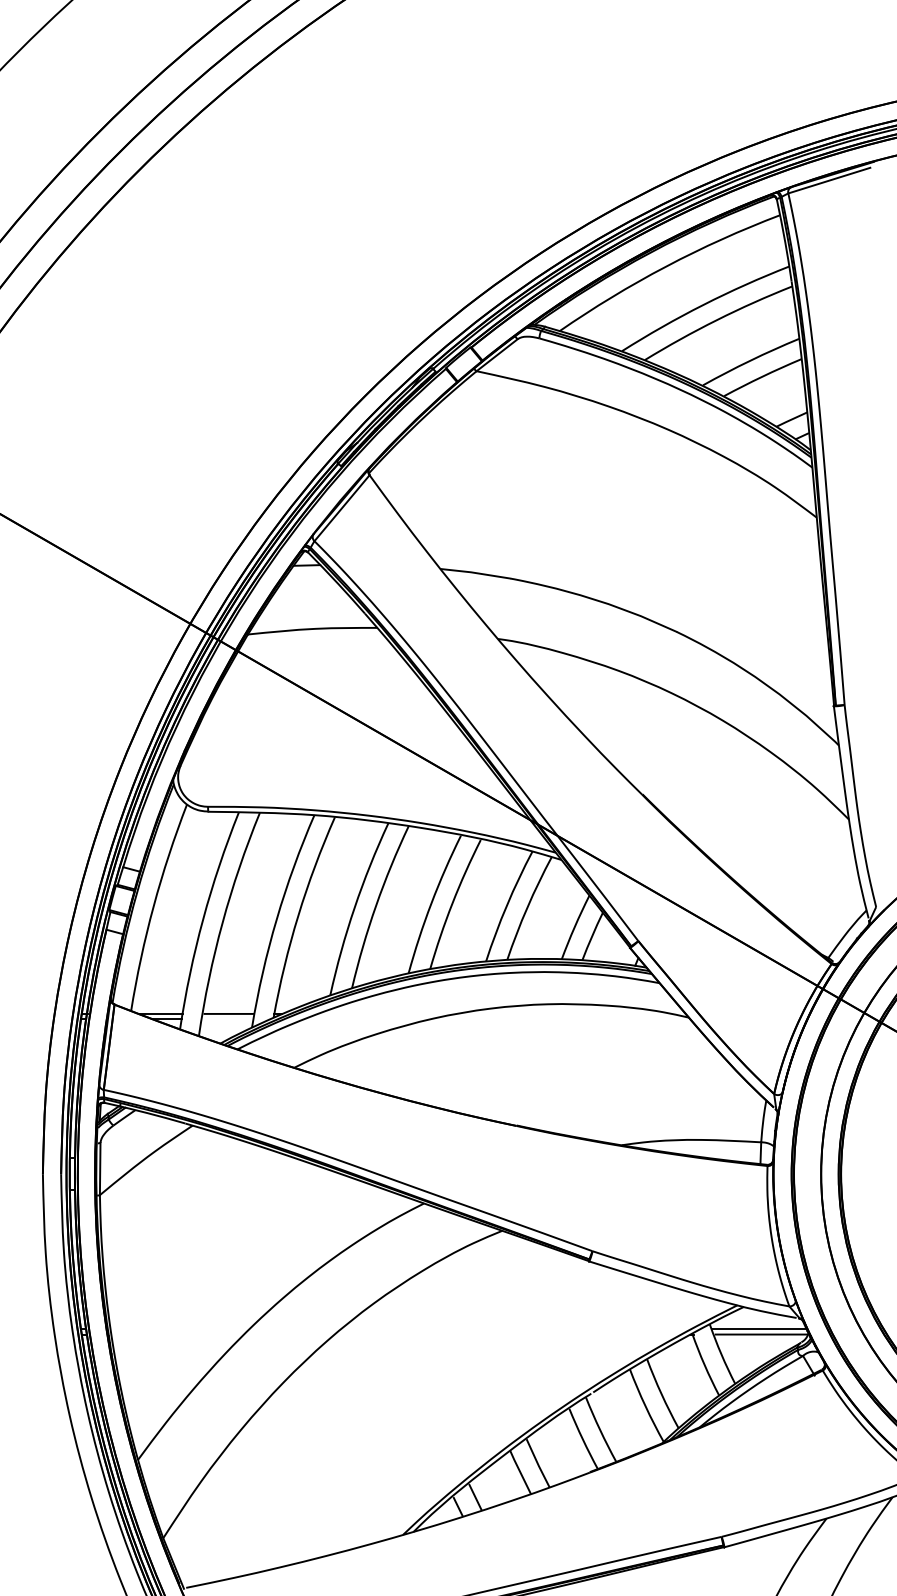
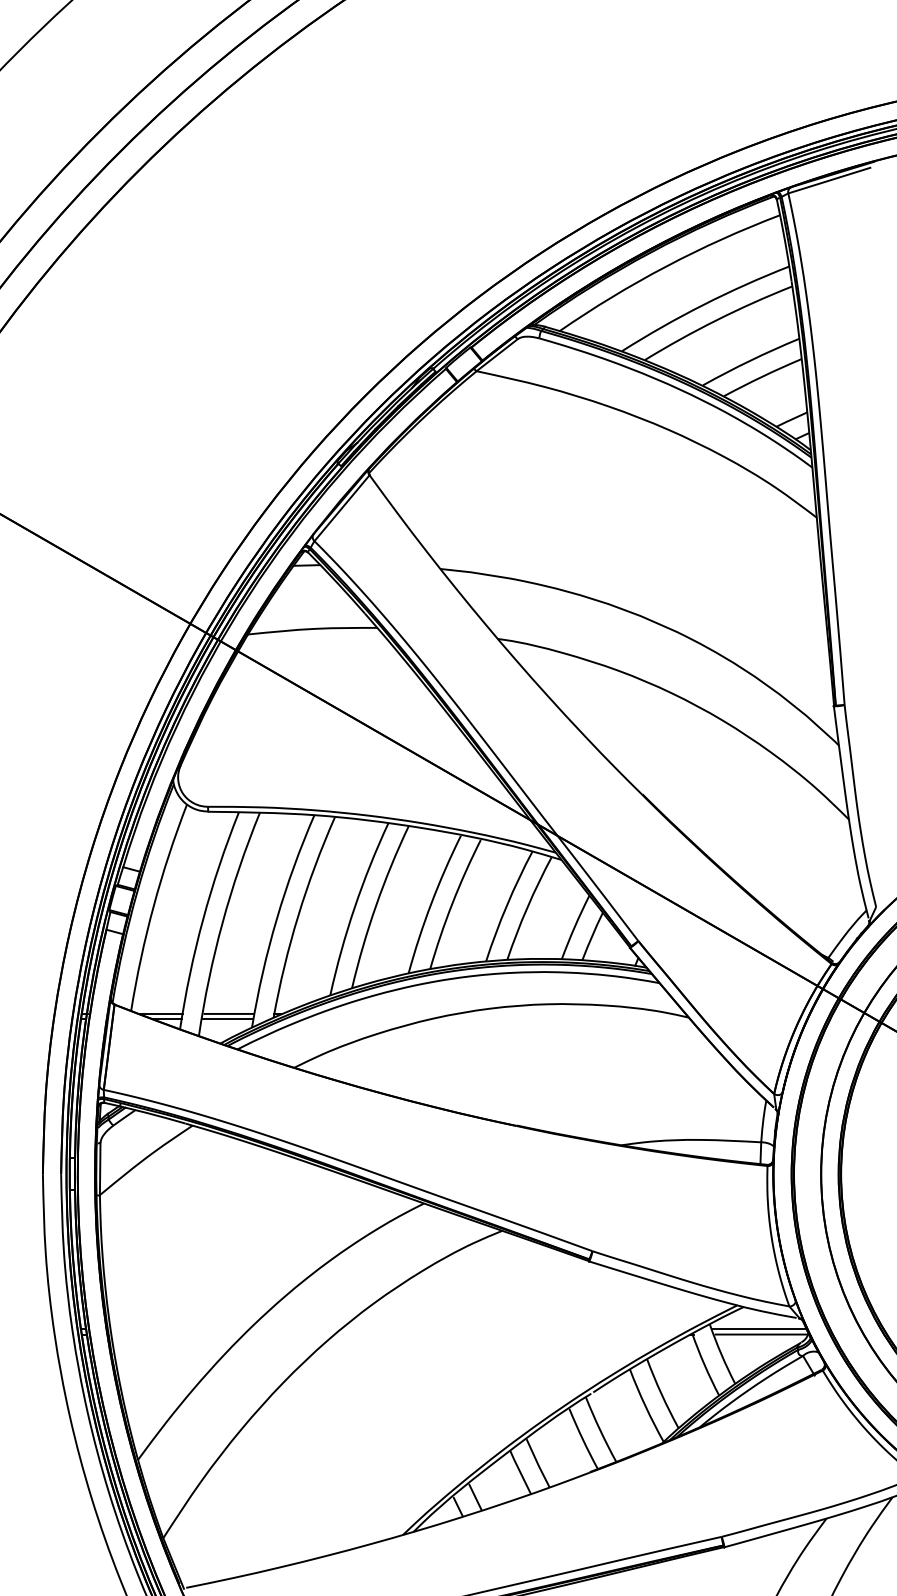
line: none -> present (227, 1019)
